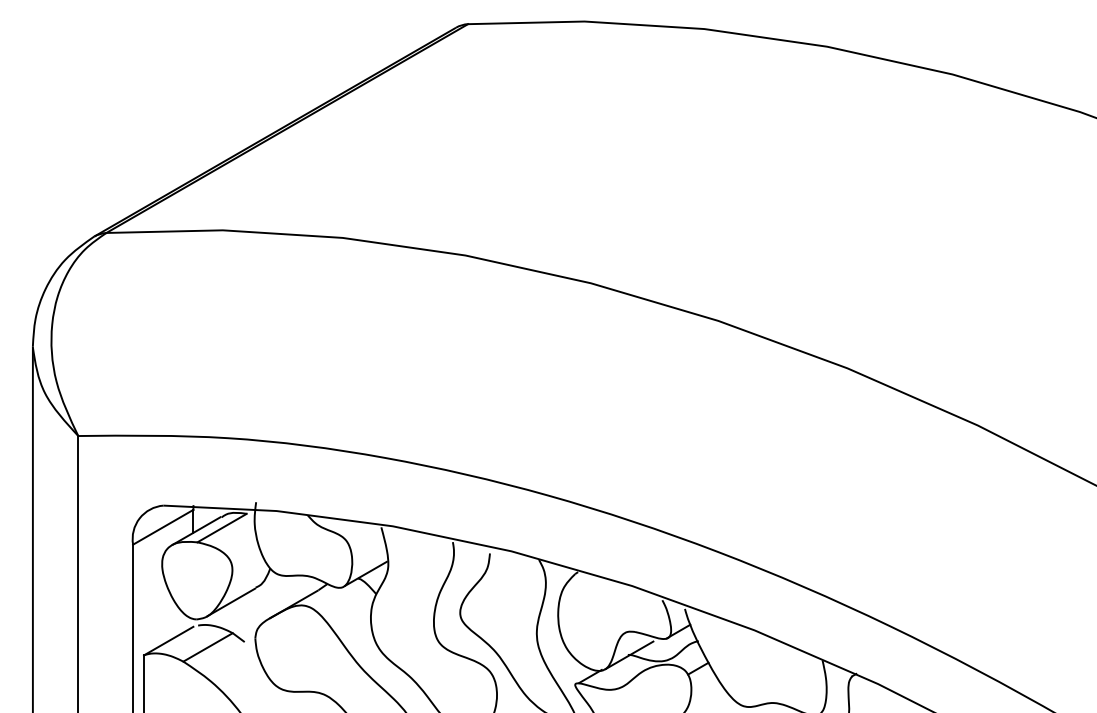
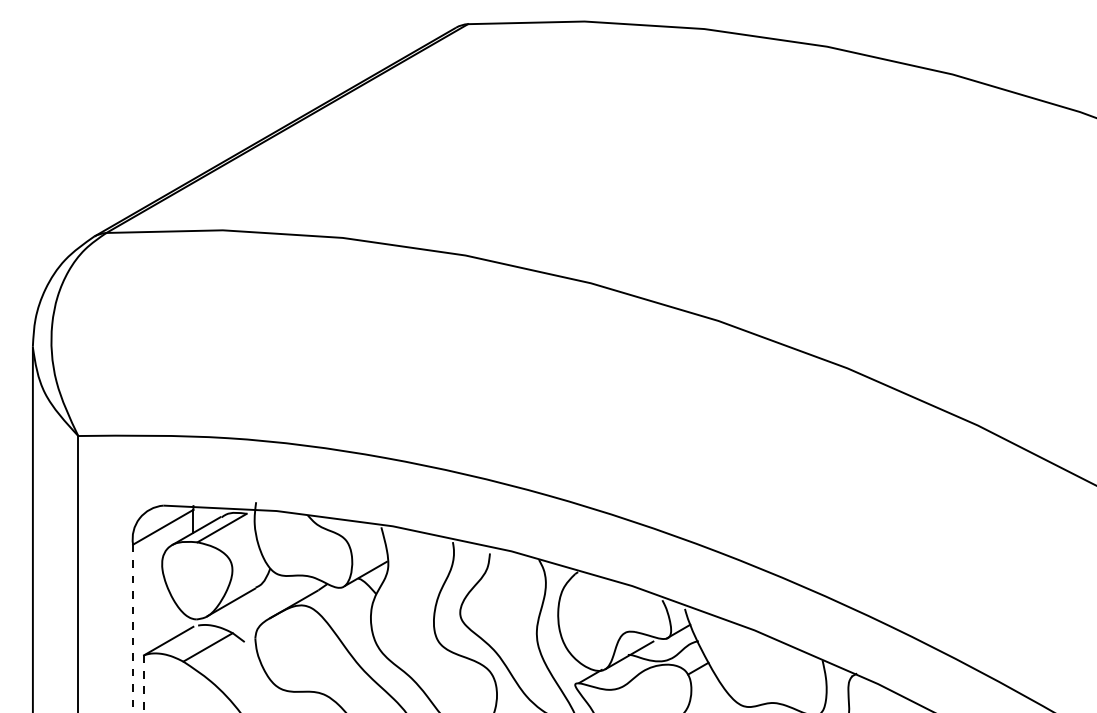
line: solid -> dashed (133, 628)
line: solid -> dashed (144, 684)
